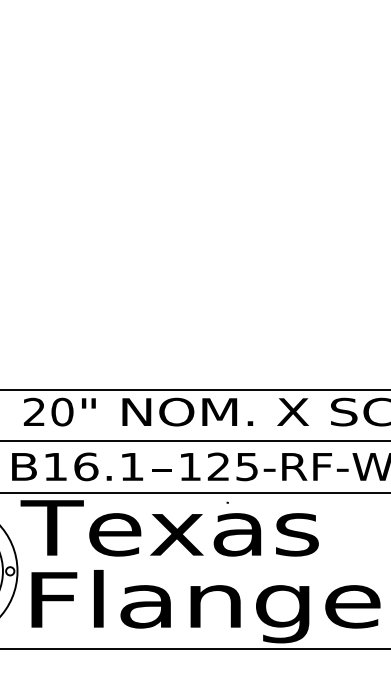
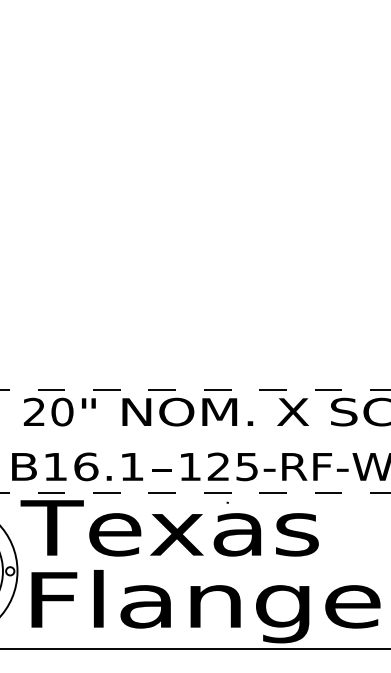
line: solid -> dashed (195, 389)
line: present -> none (194, 441)
line: solid -> dashed (195, 493)
